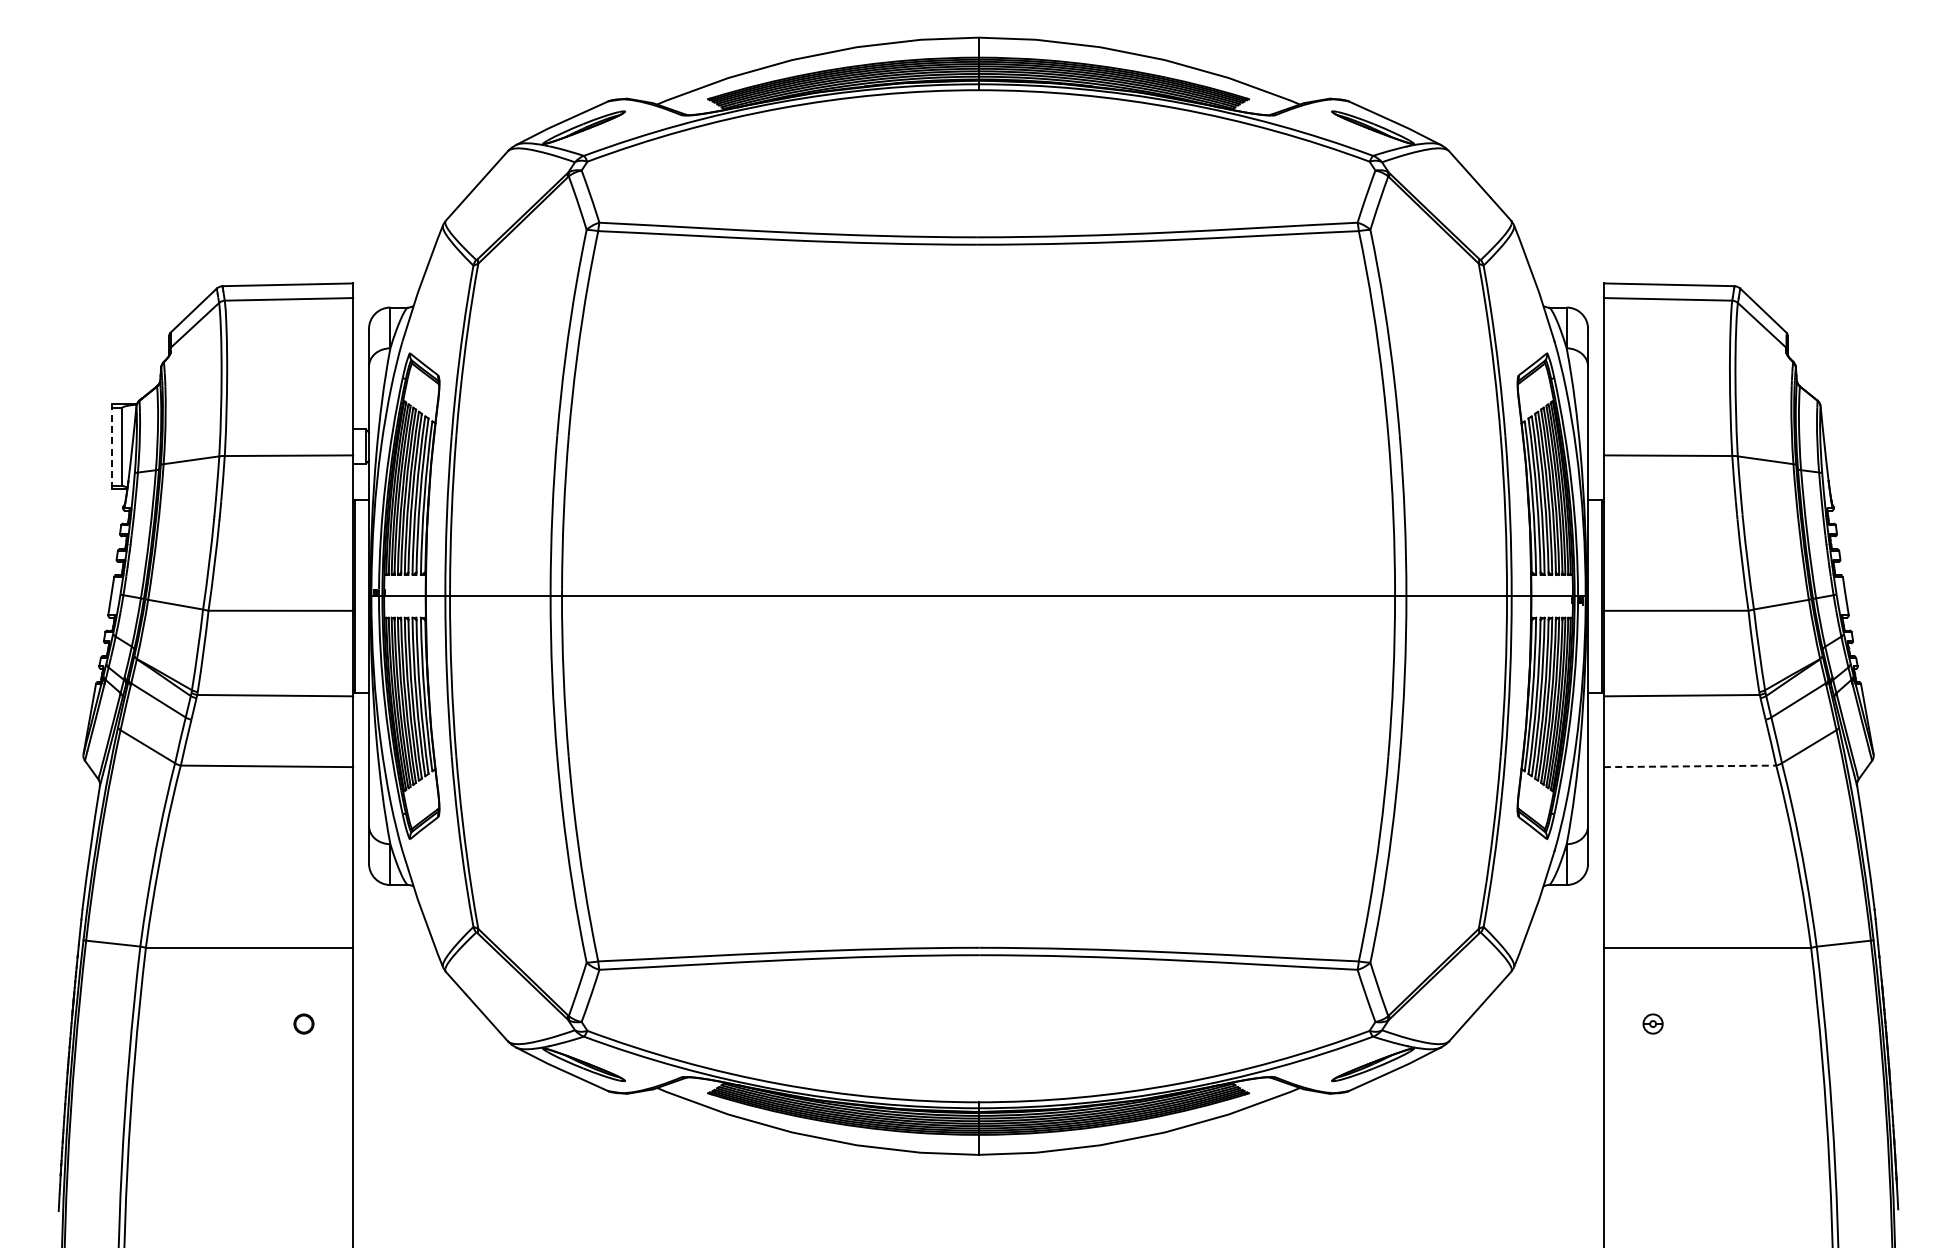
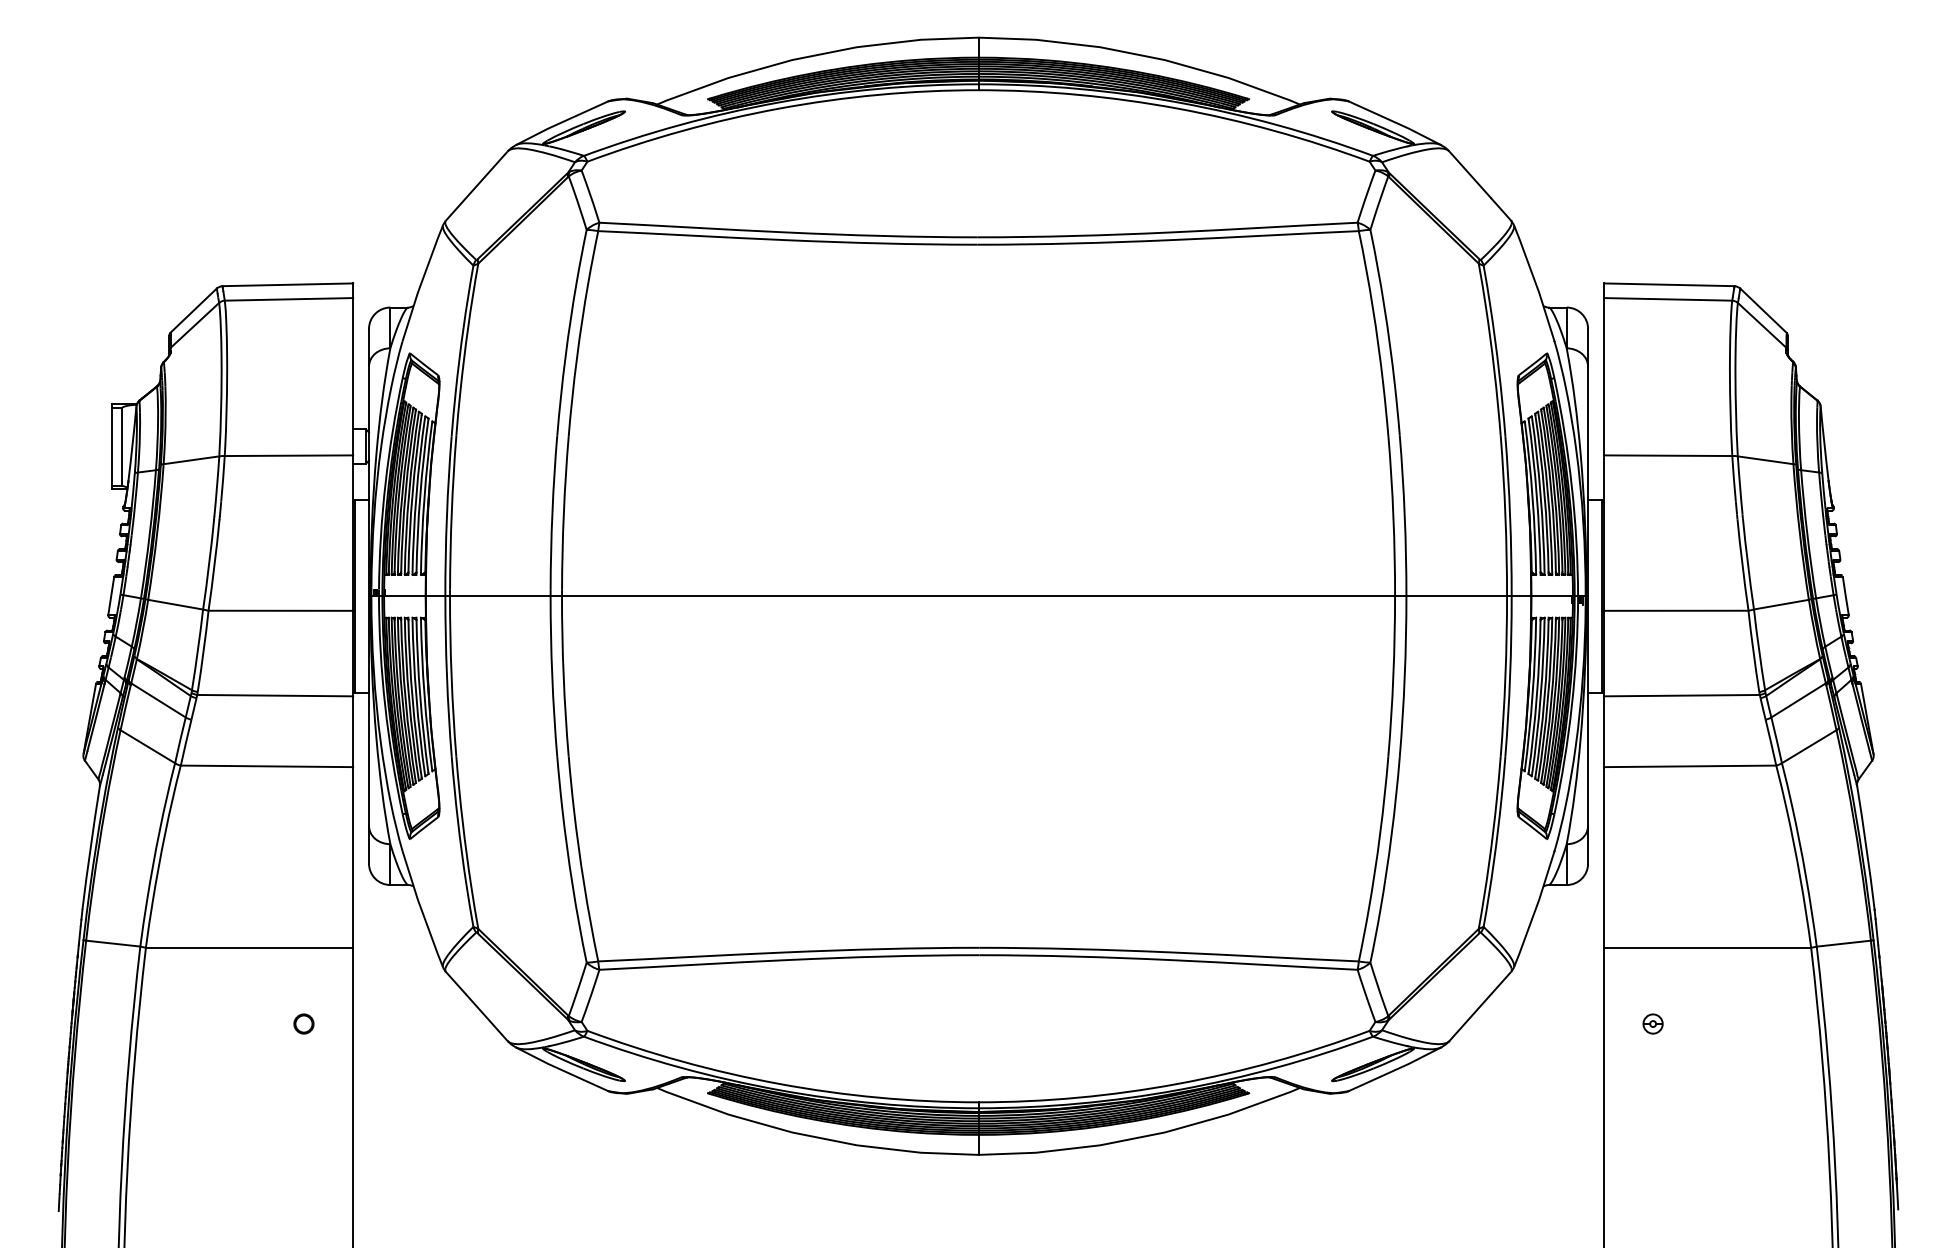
line: dashed -> solid (111, 446)
line: dashed -> solid (1690, 766)
